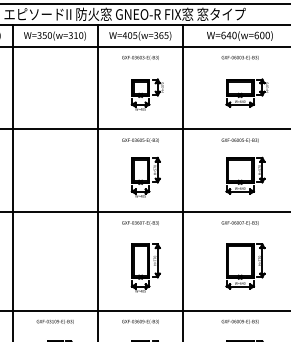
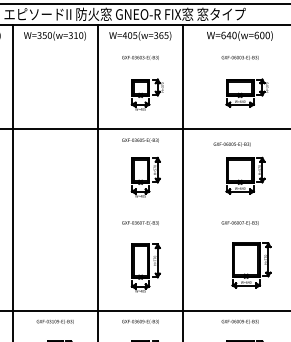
line: present -> none (144, 46)
text position: (239, 140) -> (231, 144) (231, 144)
line: present -> none (144, 211)
part position: (245, 266) -> (251, 265) (251, 265)
